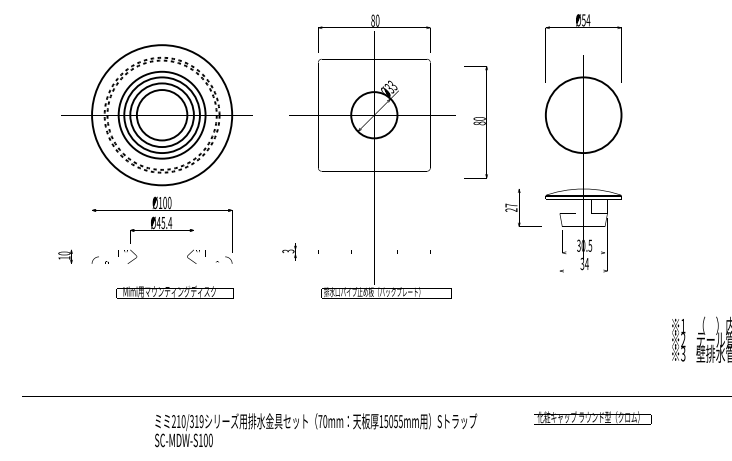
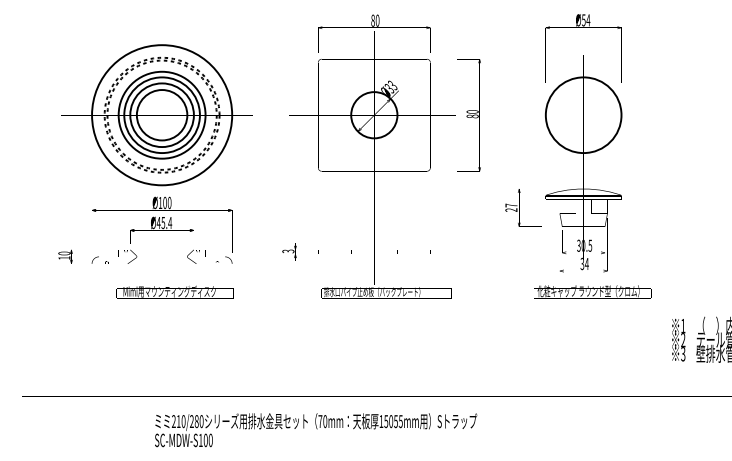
text position: (475, 122) -> (468, 115) (468, 115)
text position: (592, 417) -> (592, 291) (592, 291)
text: 210/319 -> 210/280 (196, 421)
